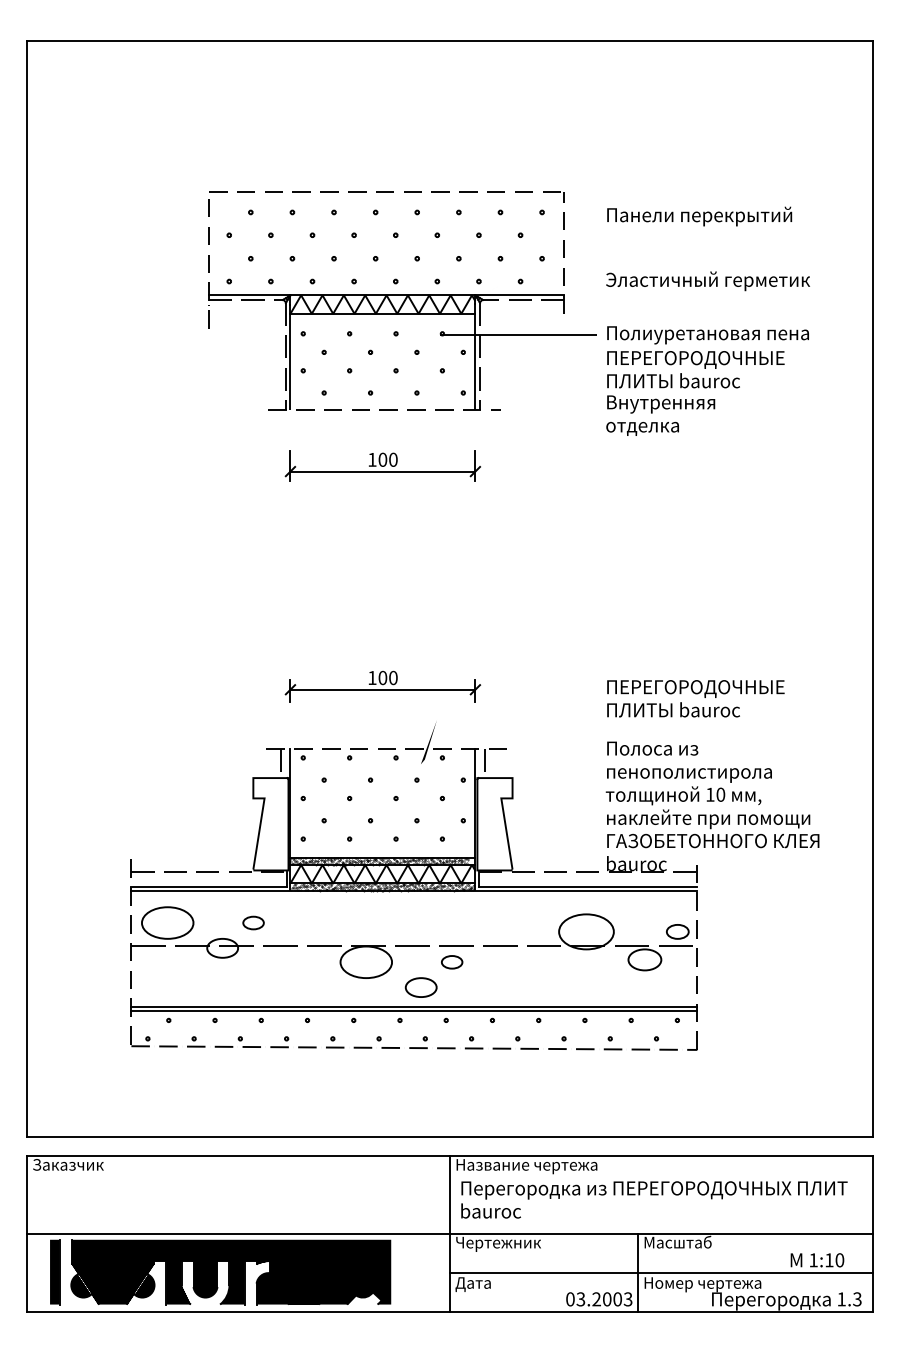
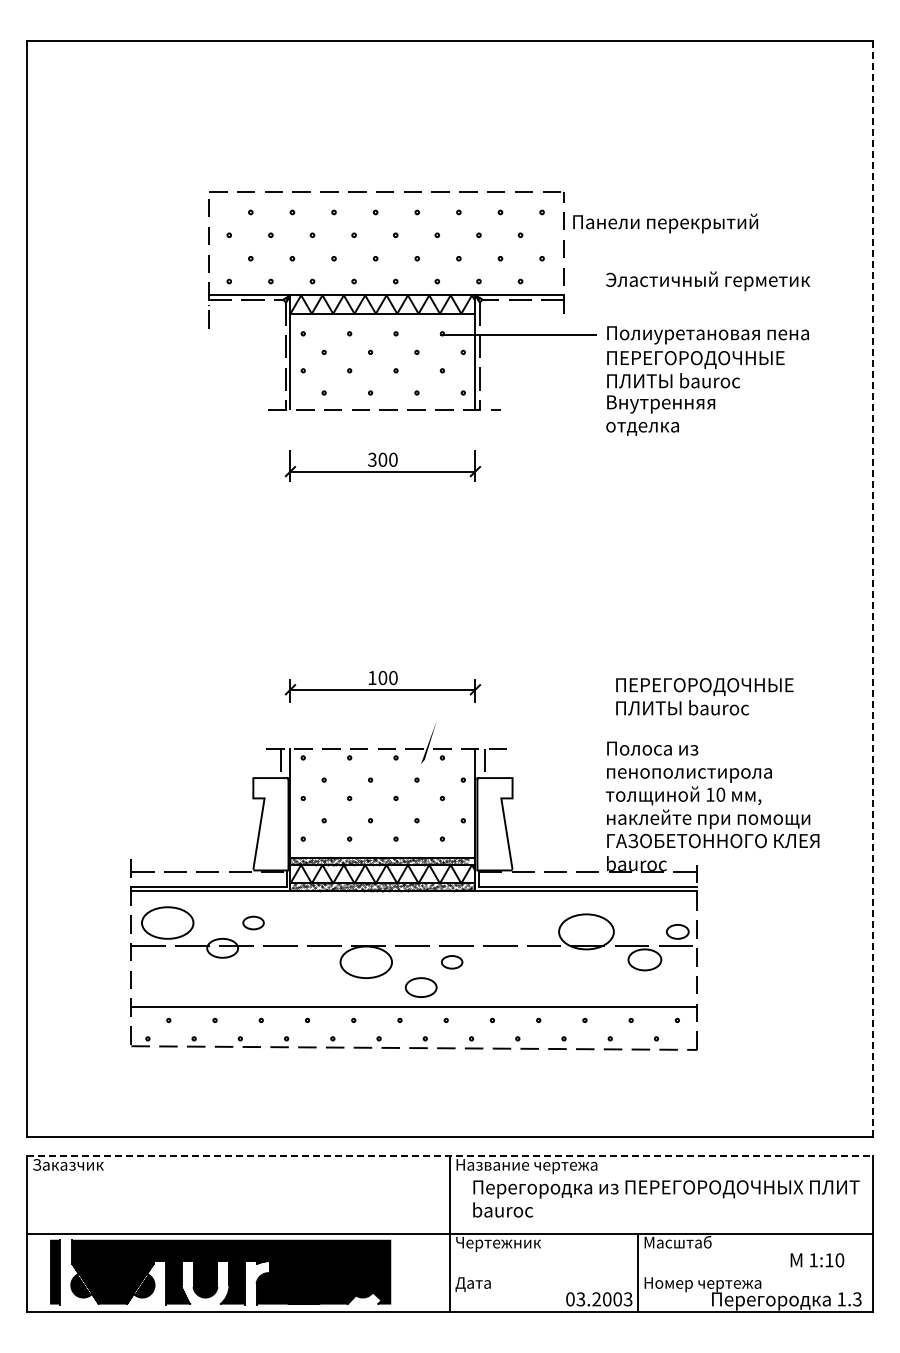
text position: (699, 216) -> (665, 223) (665, 223)
text: 100 -> 300 (372, 459)
line: solid -> dashed (873, 588)
text position: (695, 698) -> (704, 696) (704, 696)
line: present -> none (414, 1011)
line: solid -> dashed (450, 1155)
text position: (654, 1199) -> (666, 1198) (666, 1198)
line: present -> none (661, 1273)
